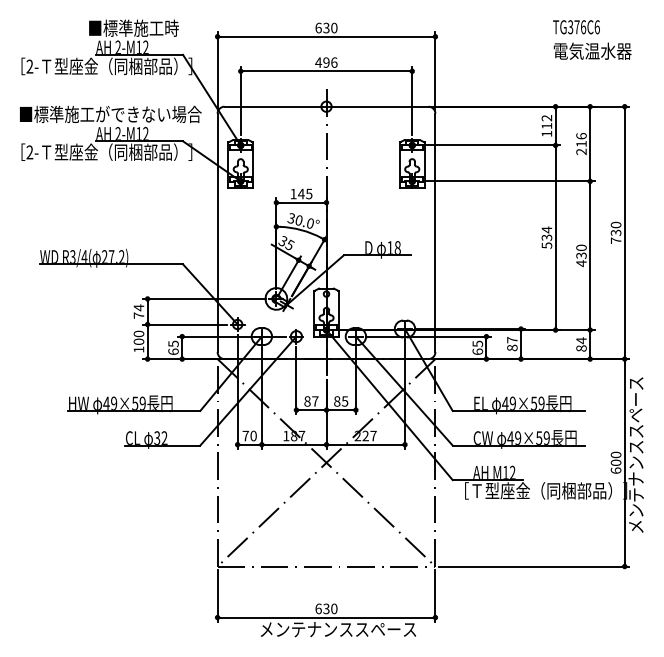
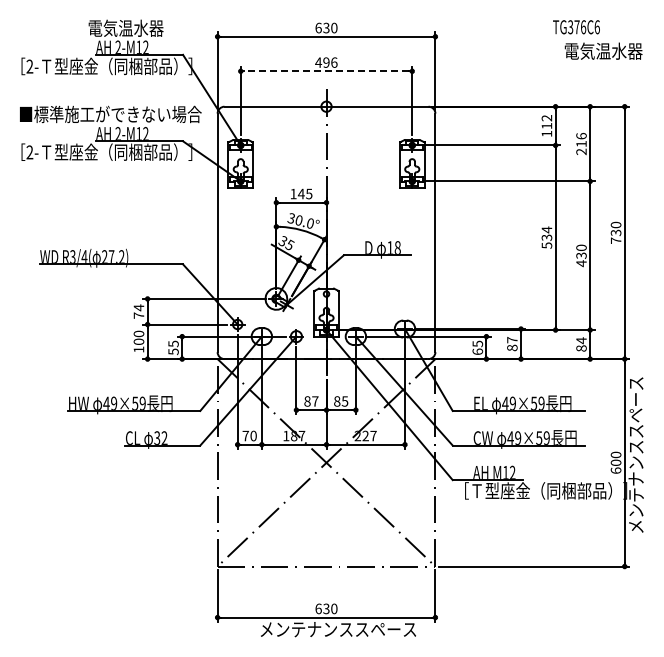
text: ■標準施工時 -> 電気温水器 (133, 27)
text position: (592, 50) -> (603, 50) (603, 50)
line: solid -> dashed (326, 71)
text: 65 -> 55 (173, 351)
